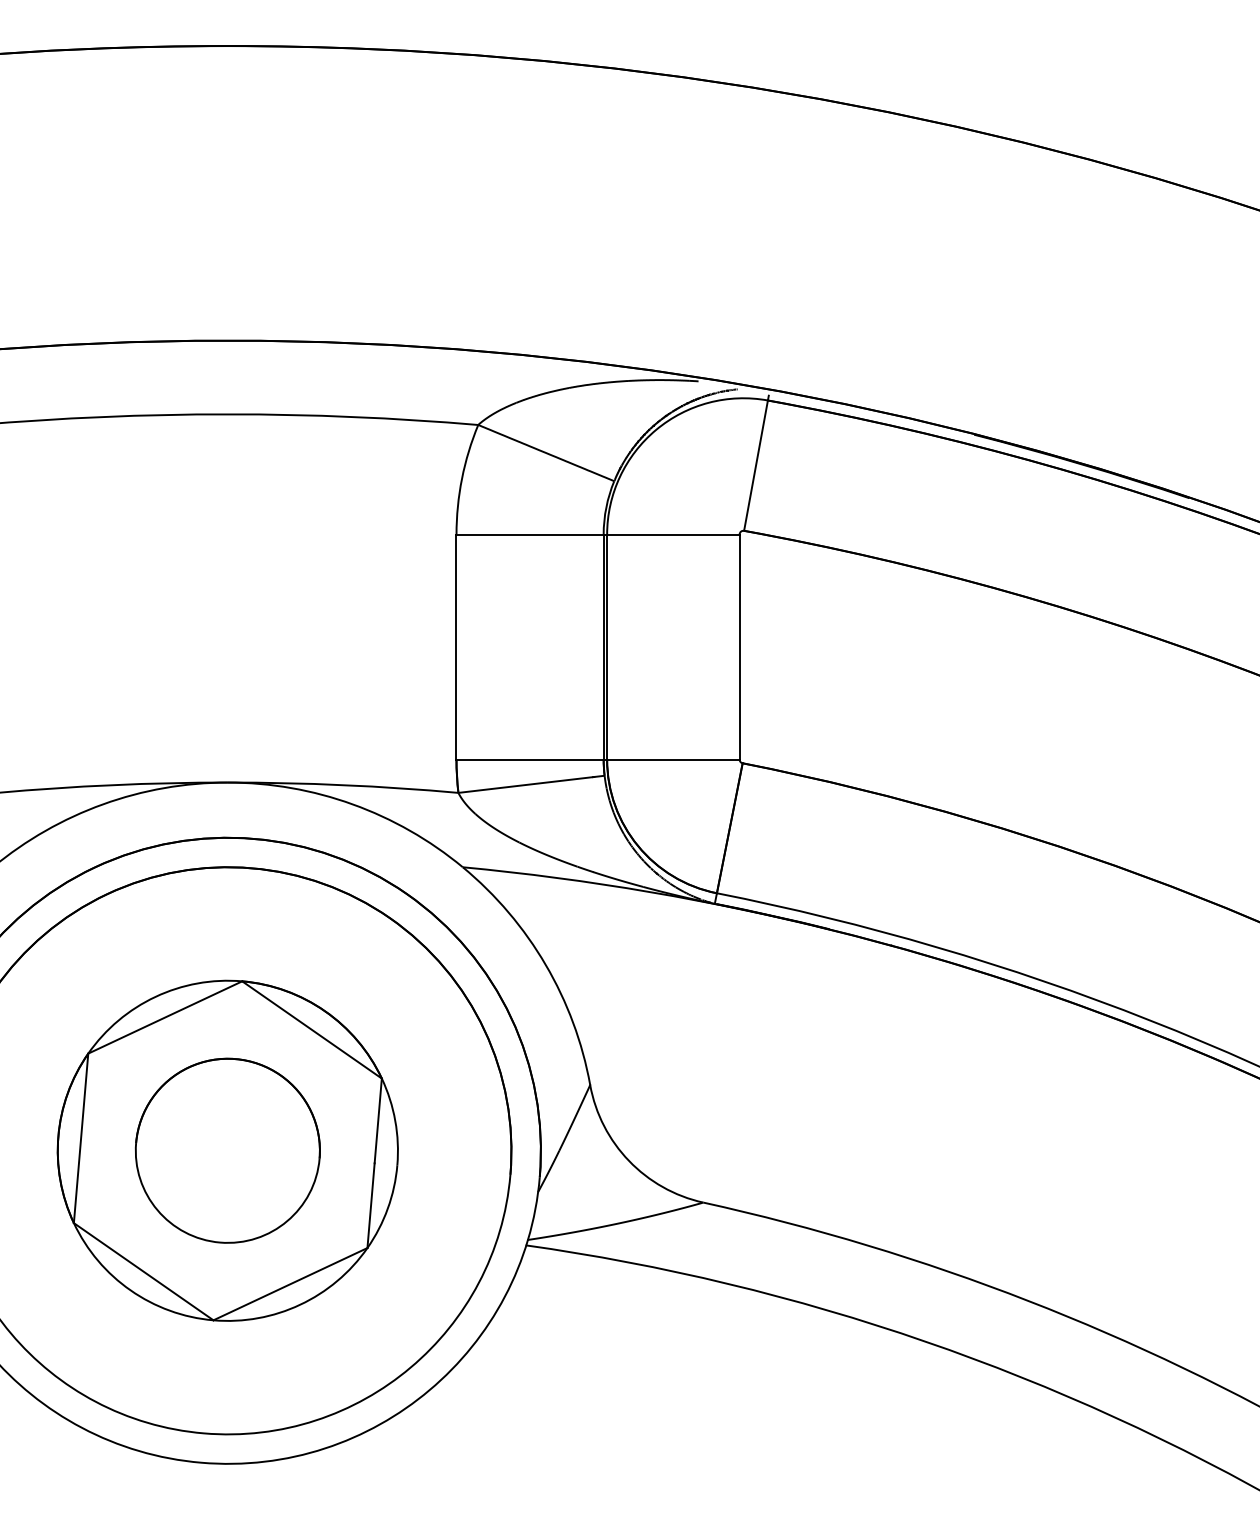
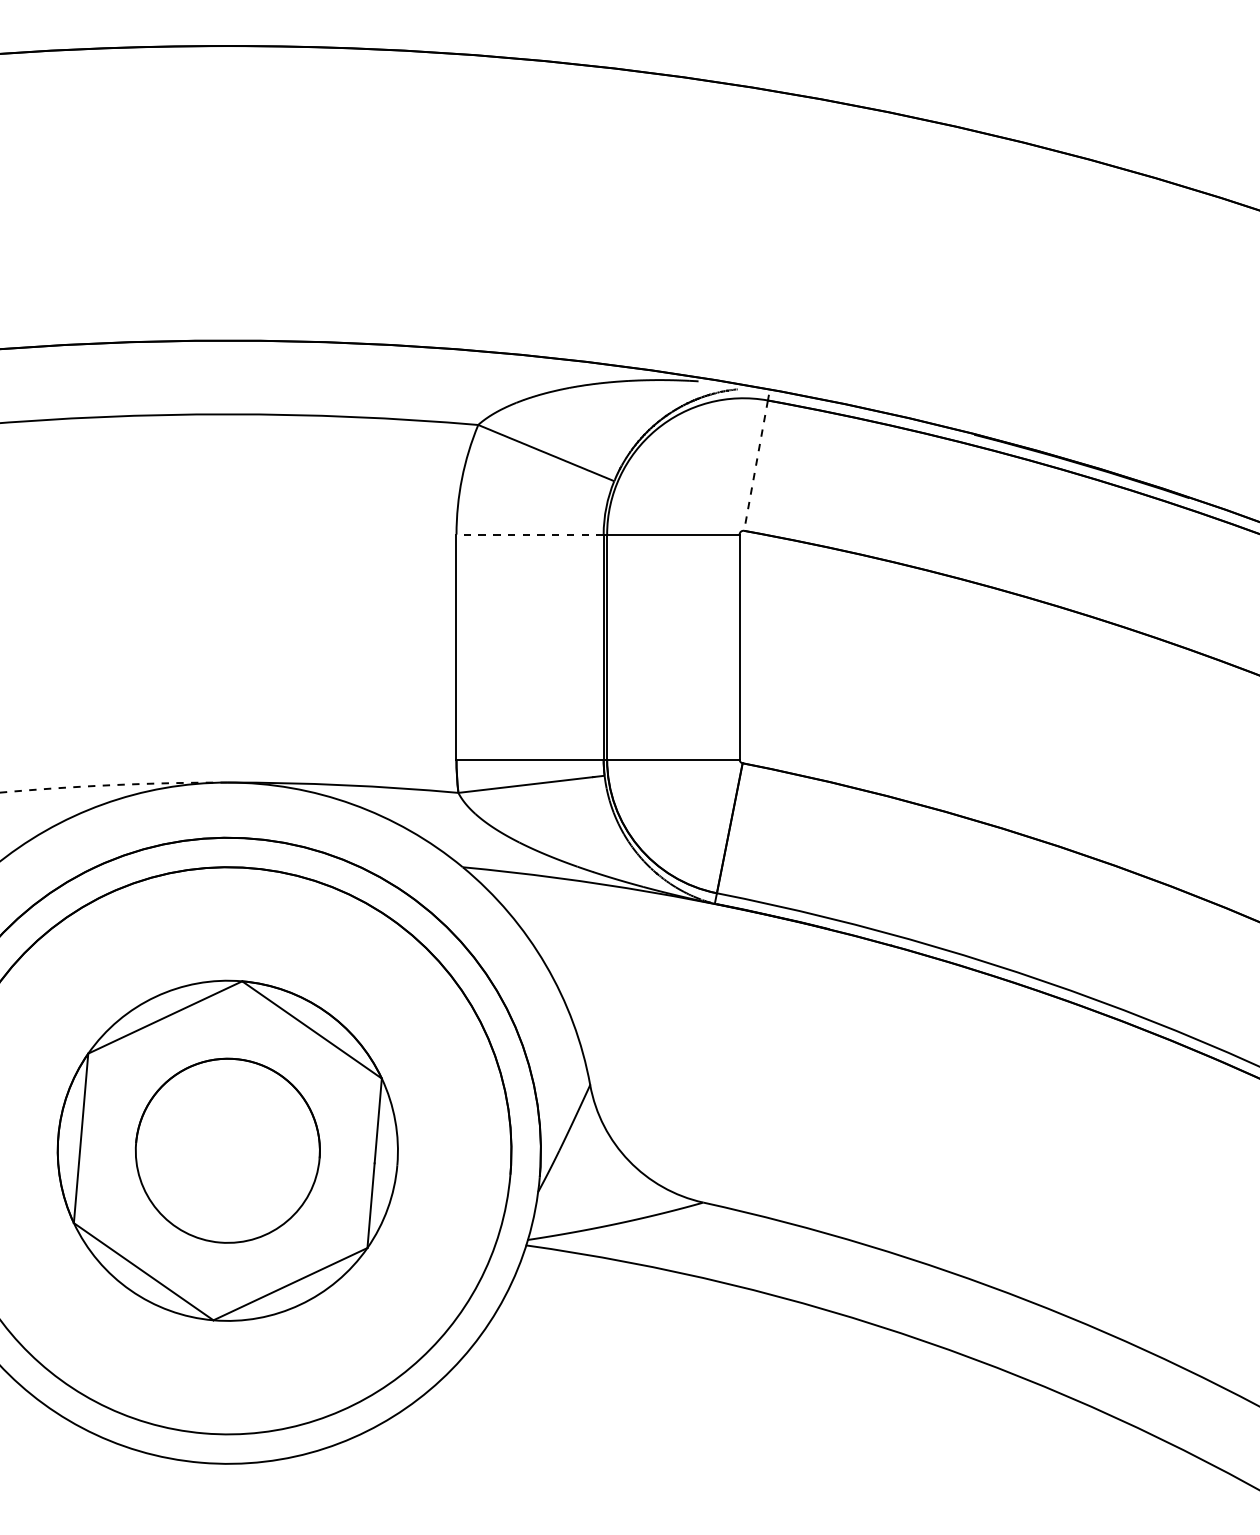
line: solid -> dashed (755, 466)
line: solid -> dashed (530, 534)
arc: solid -> dashed (113, 785)
